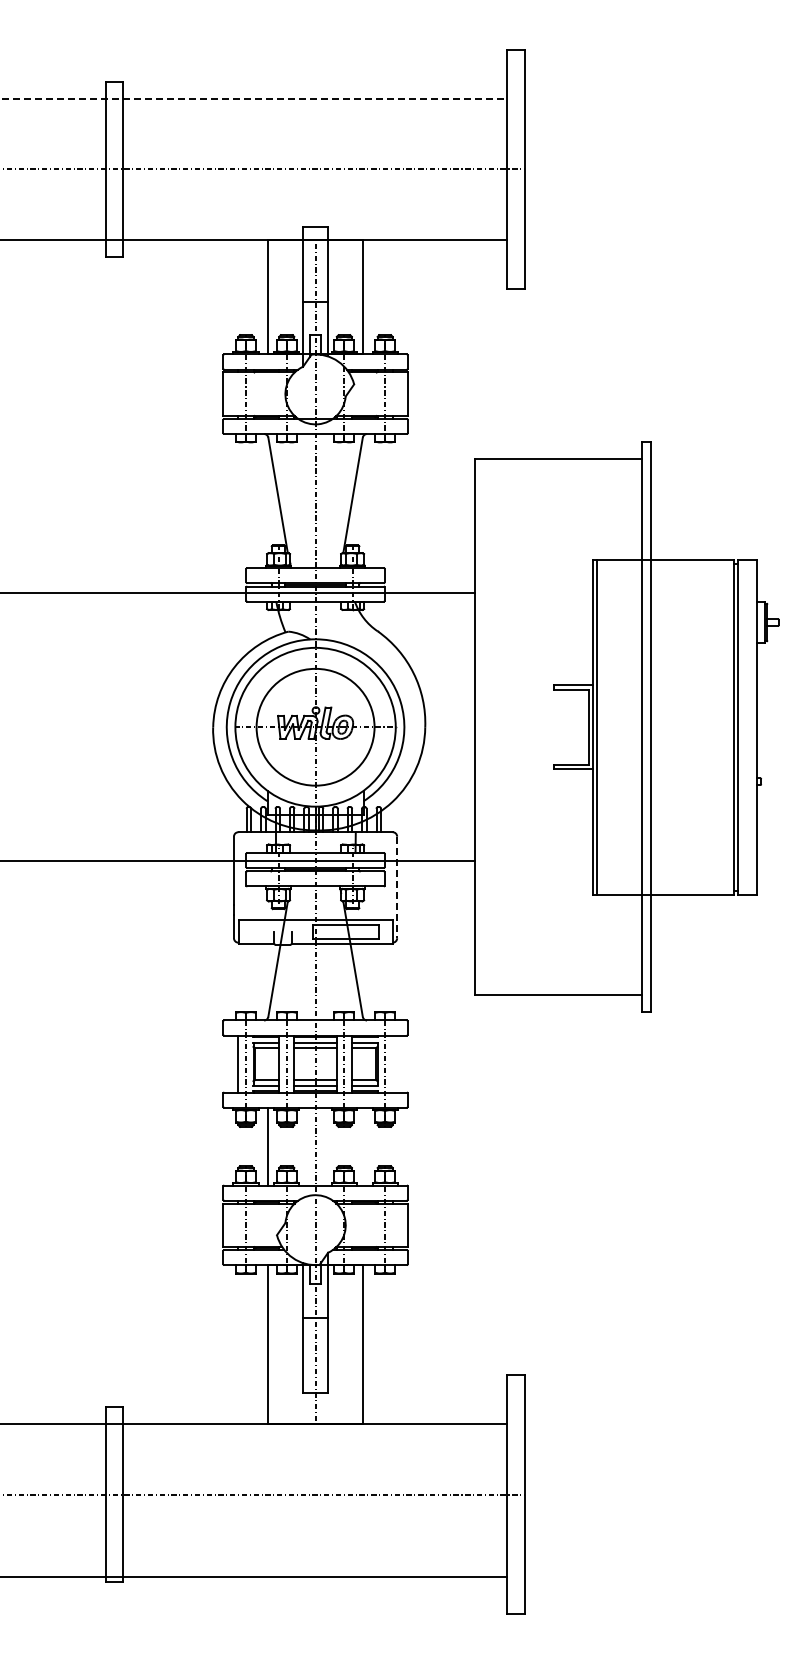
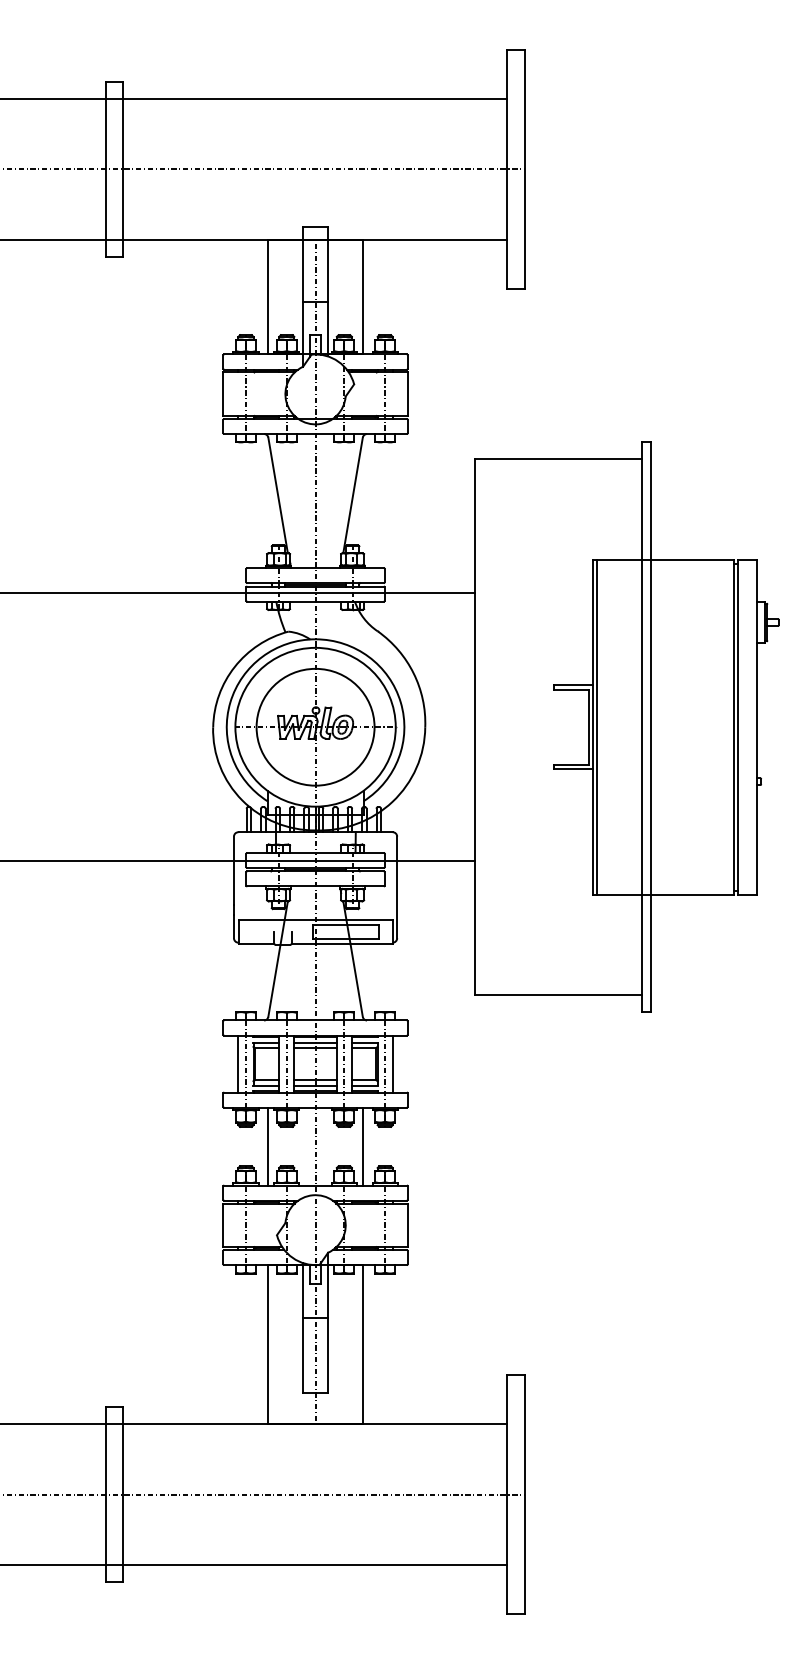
line: dashed -> solid (253, 98)
line: dashed -> solid (397, 887)
line: none -> present (392, 1063)
line: none -> present (363, 1146)
line position: (254, 1577) -> (254, 1565) (254, 1565)
